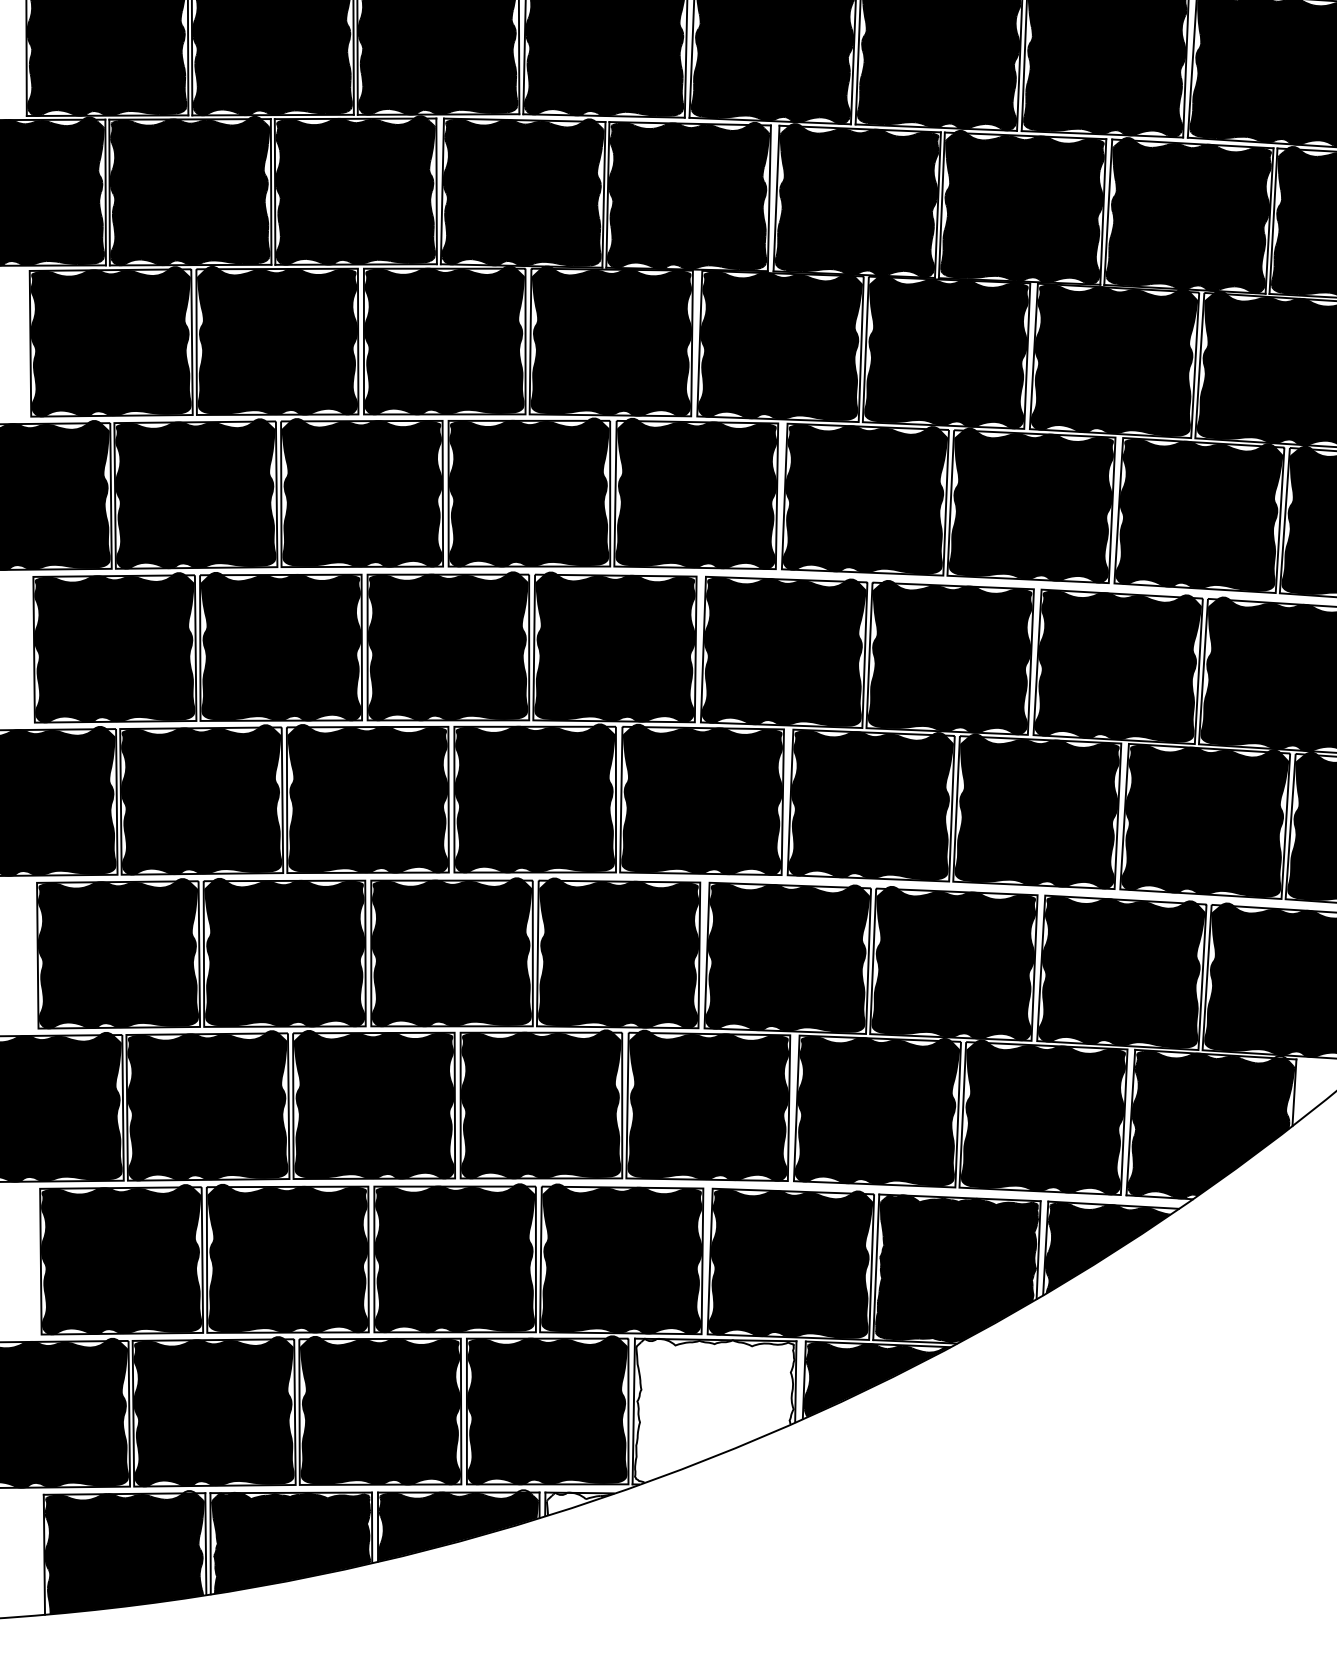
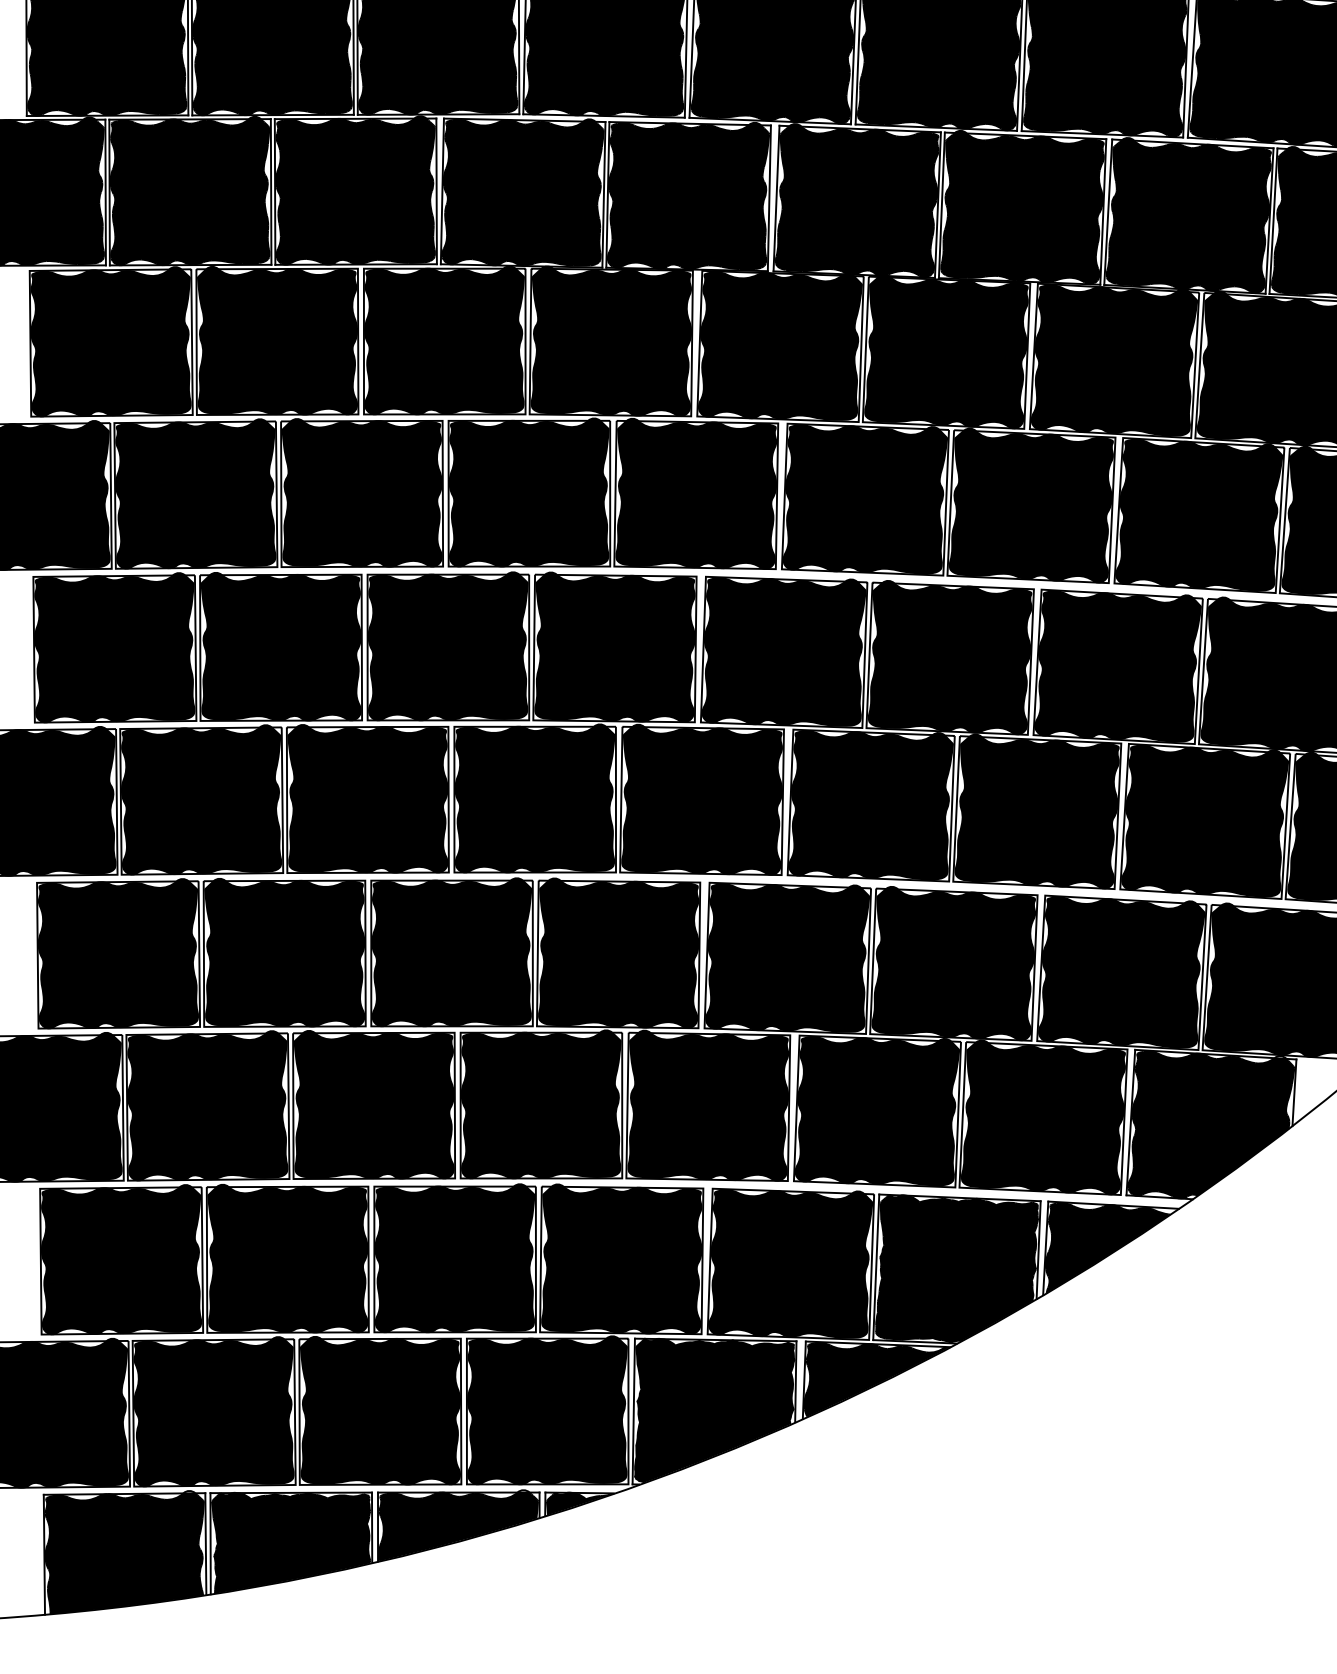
fill: none -> present (714, 1410)
fill: none -> present (578, 1503)
